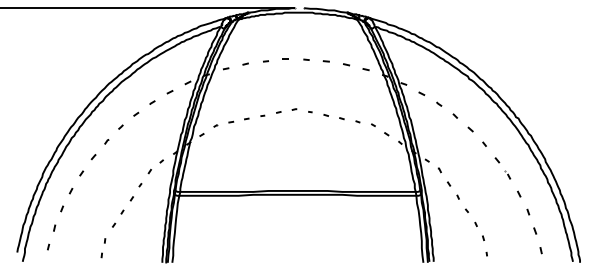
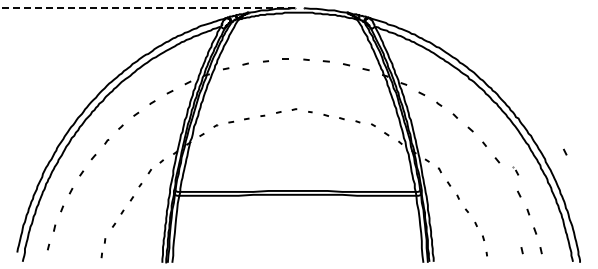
line: solid -> dashed (146, 8)
line: none -> present (565, 151)
part position: (507, 174) -> (515, 170) (515, 170)
line: none -> present (521, 250)
